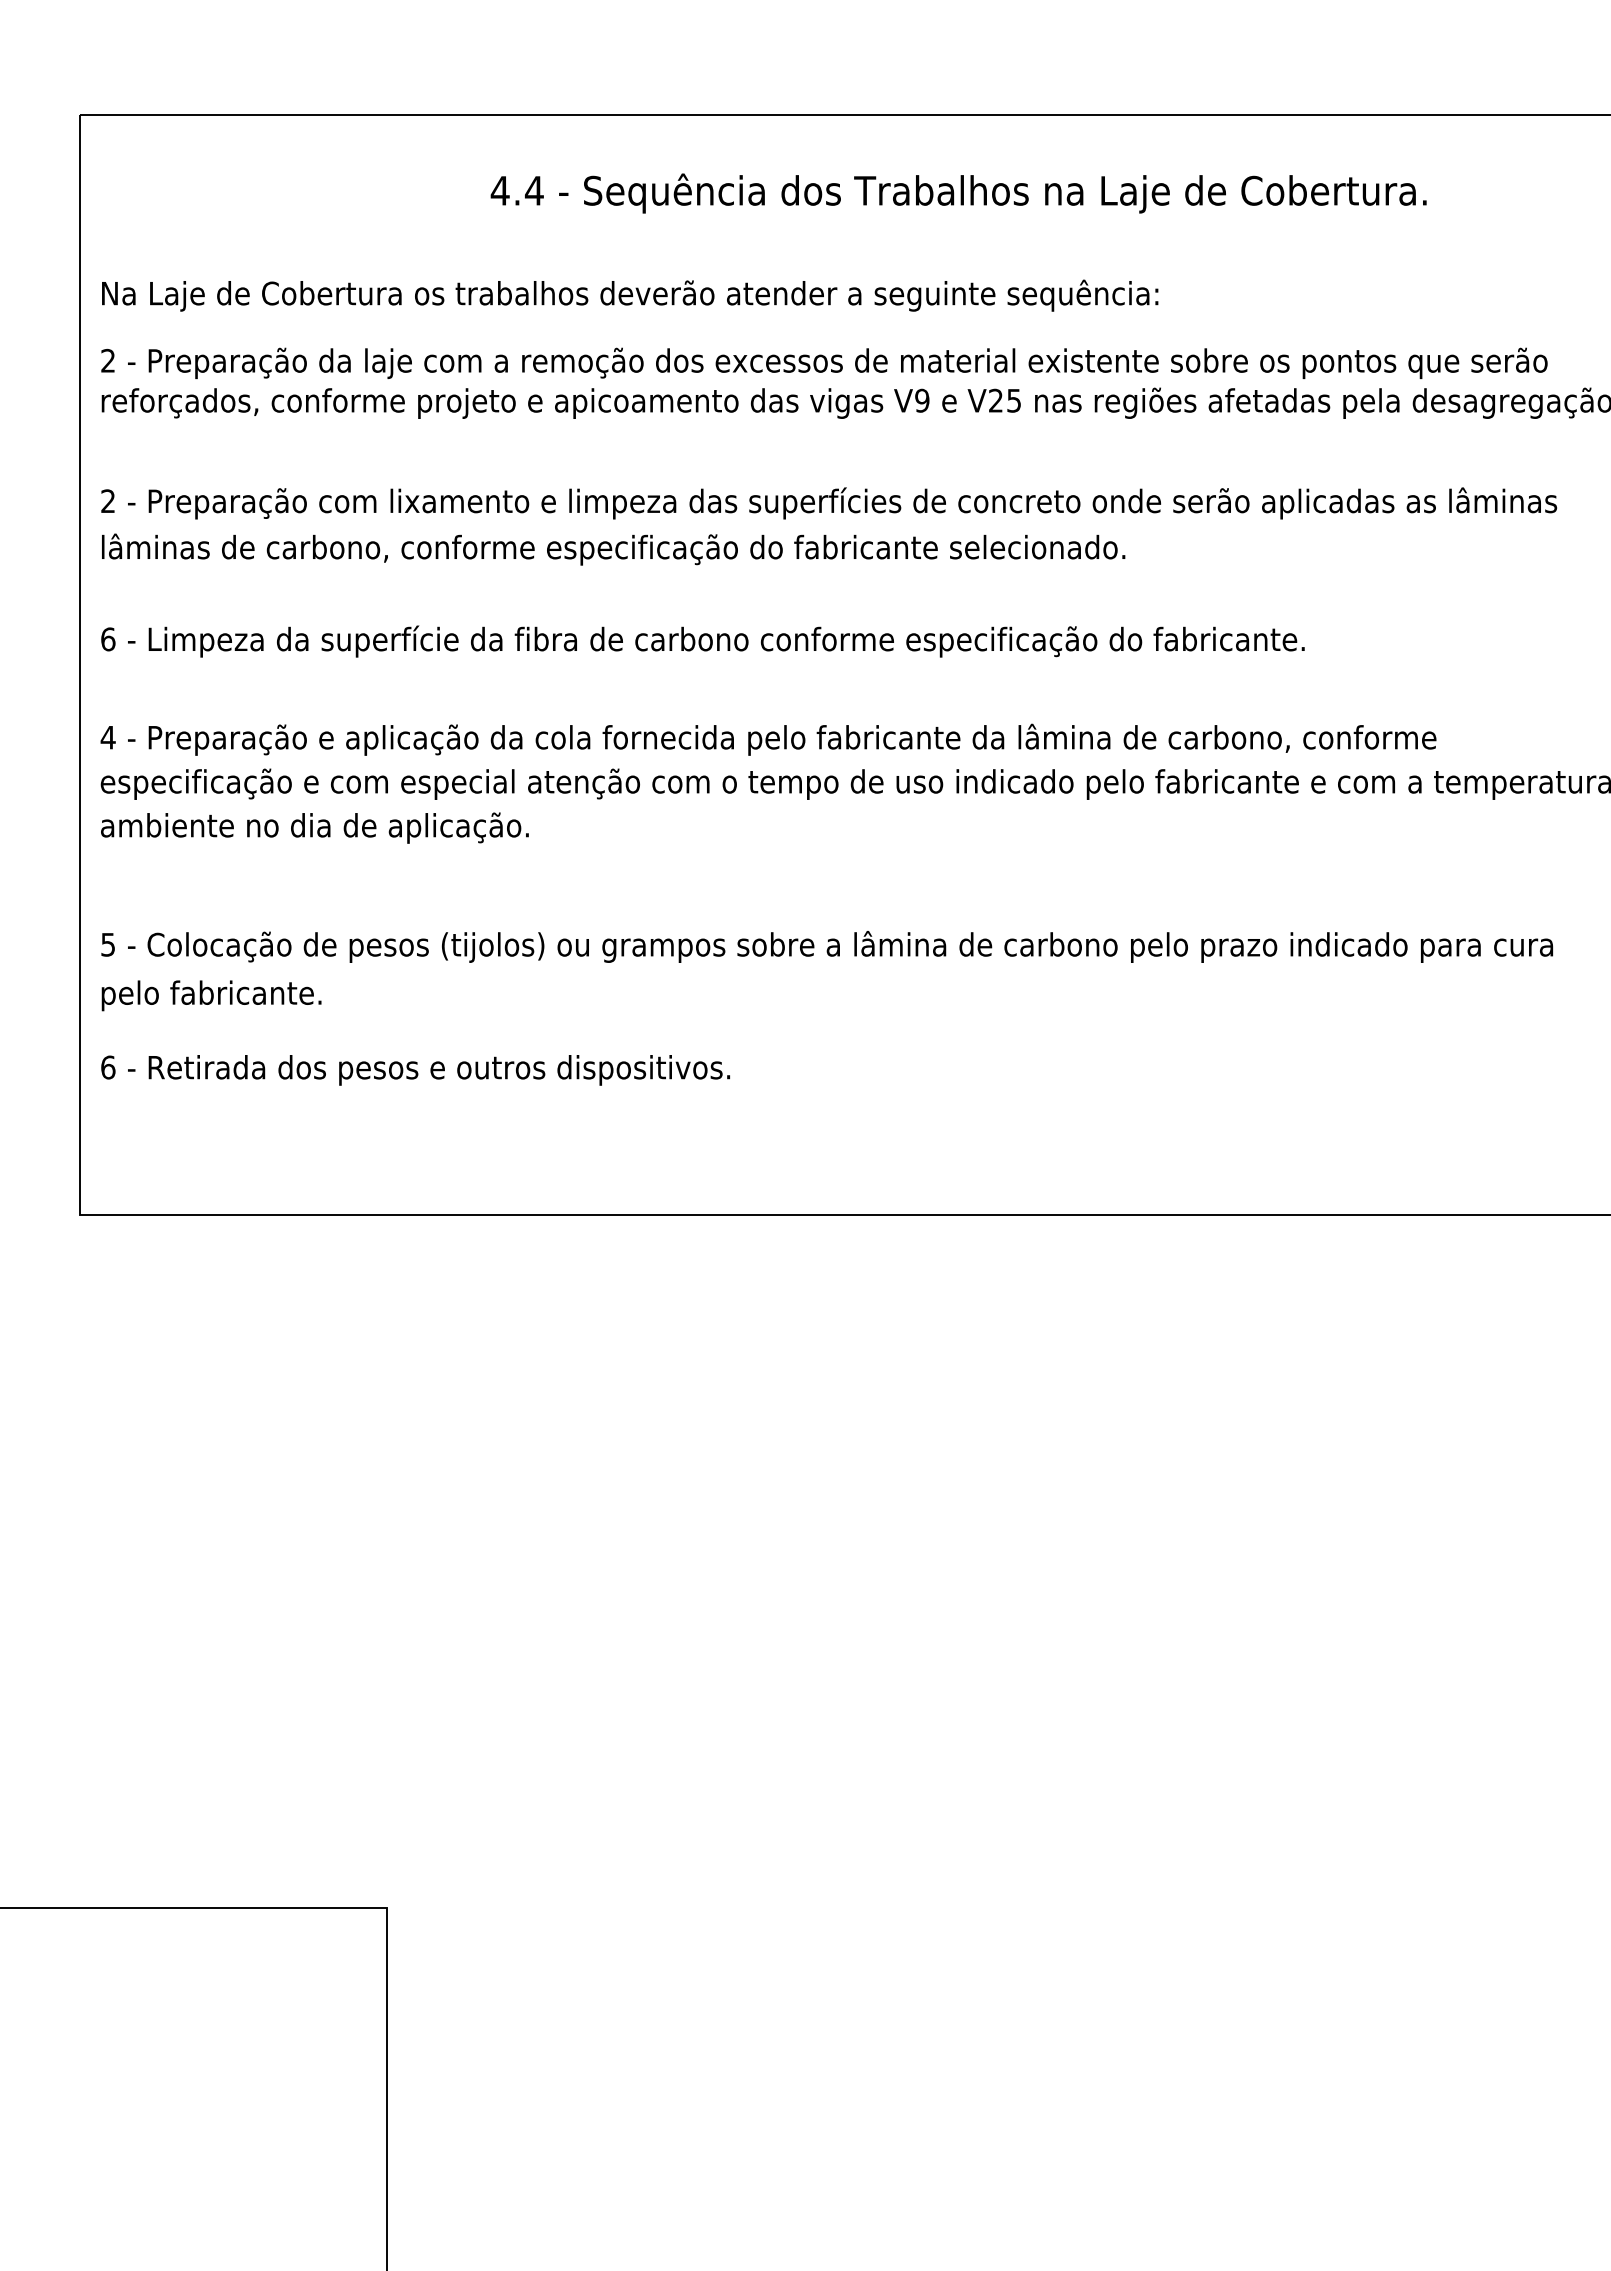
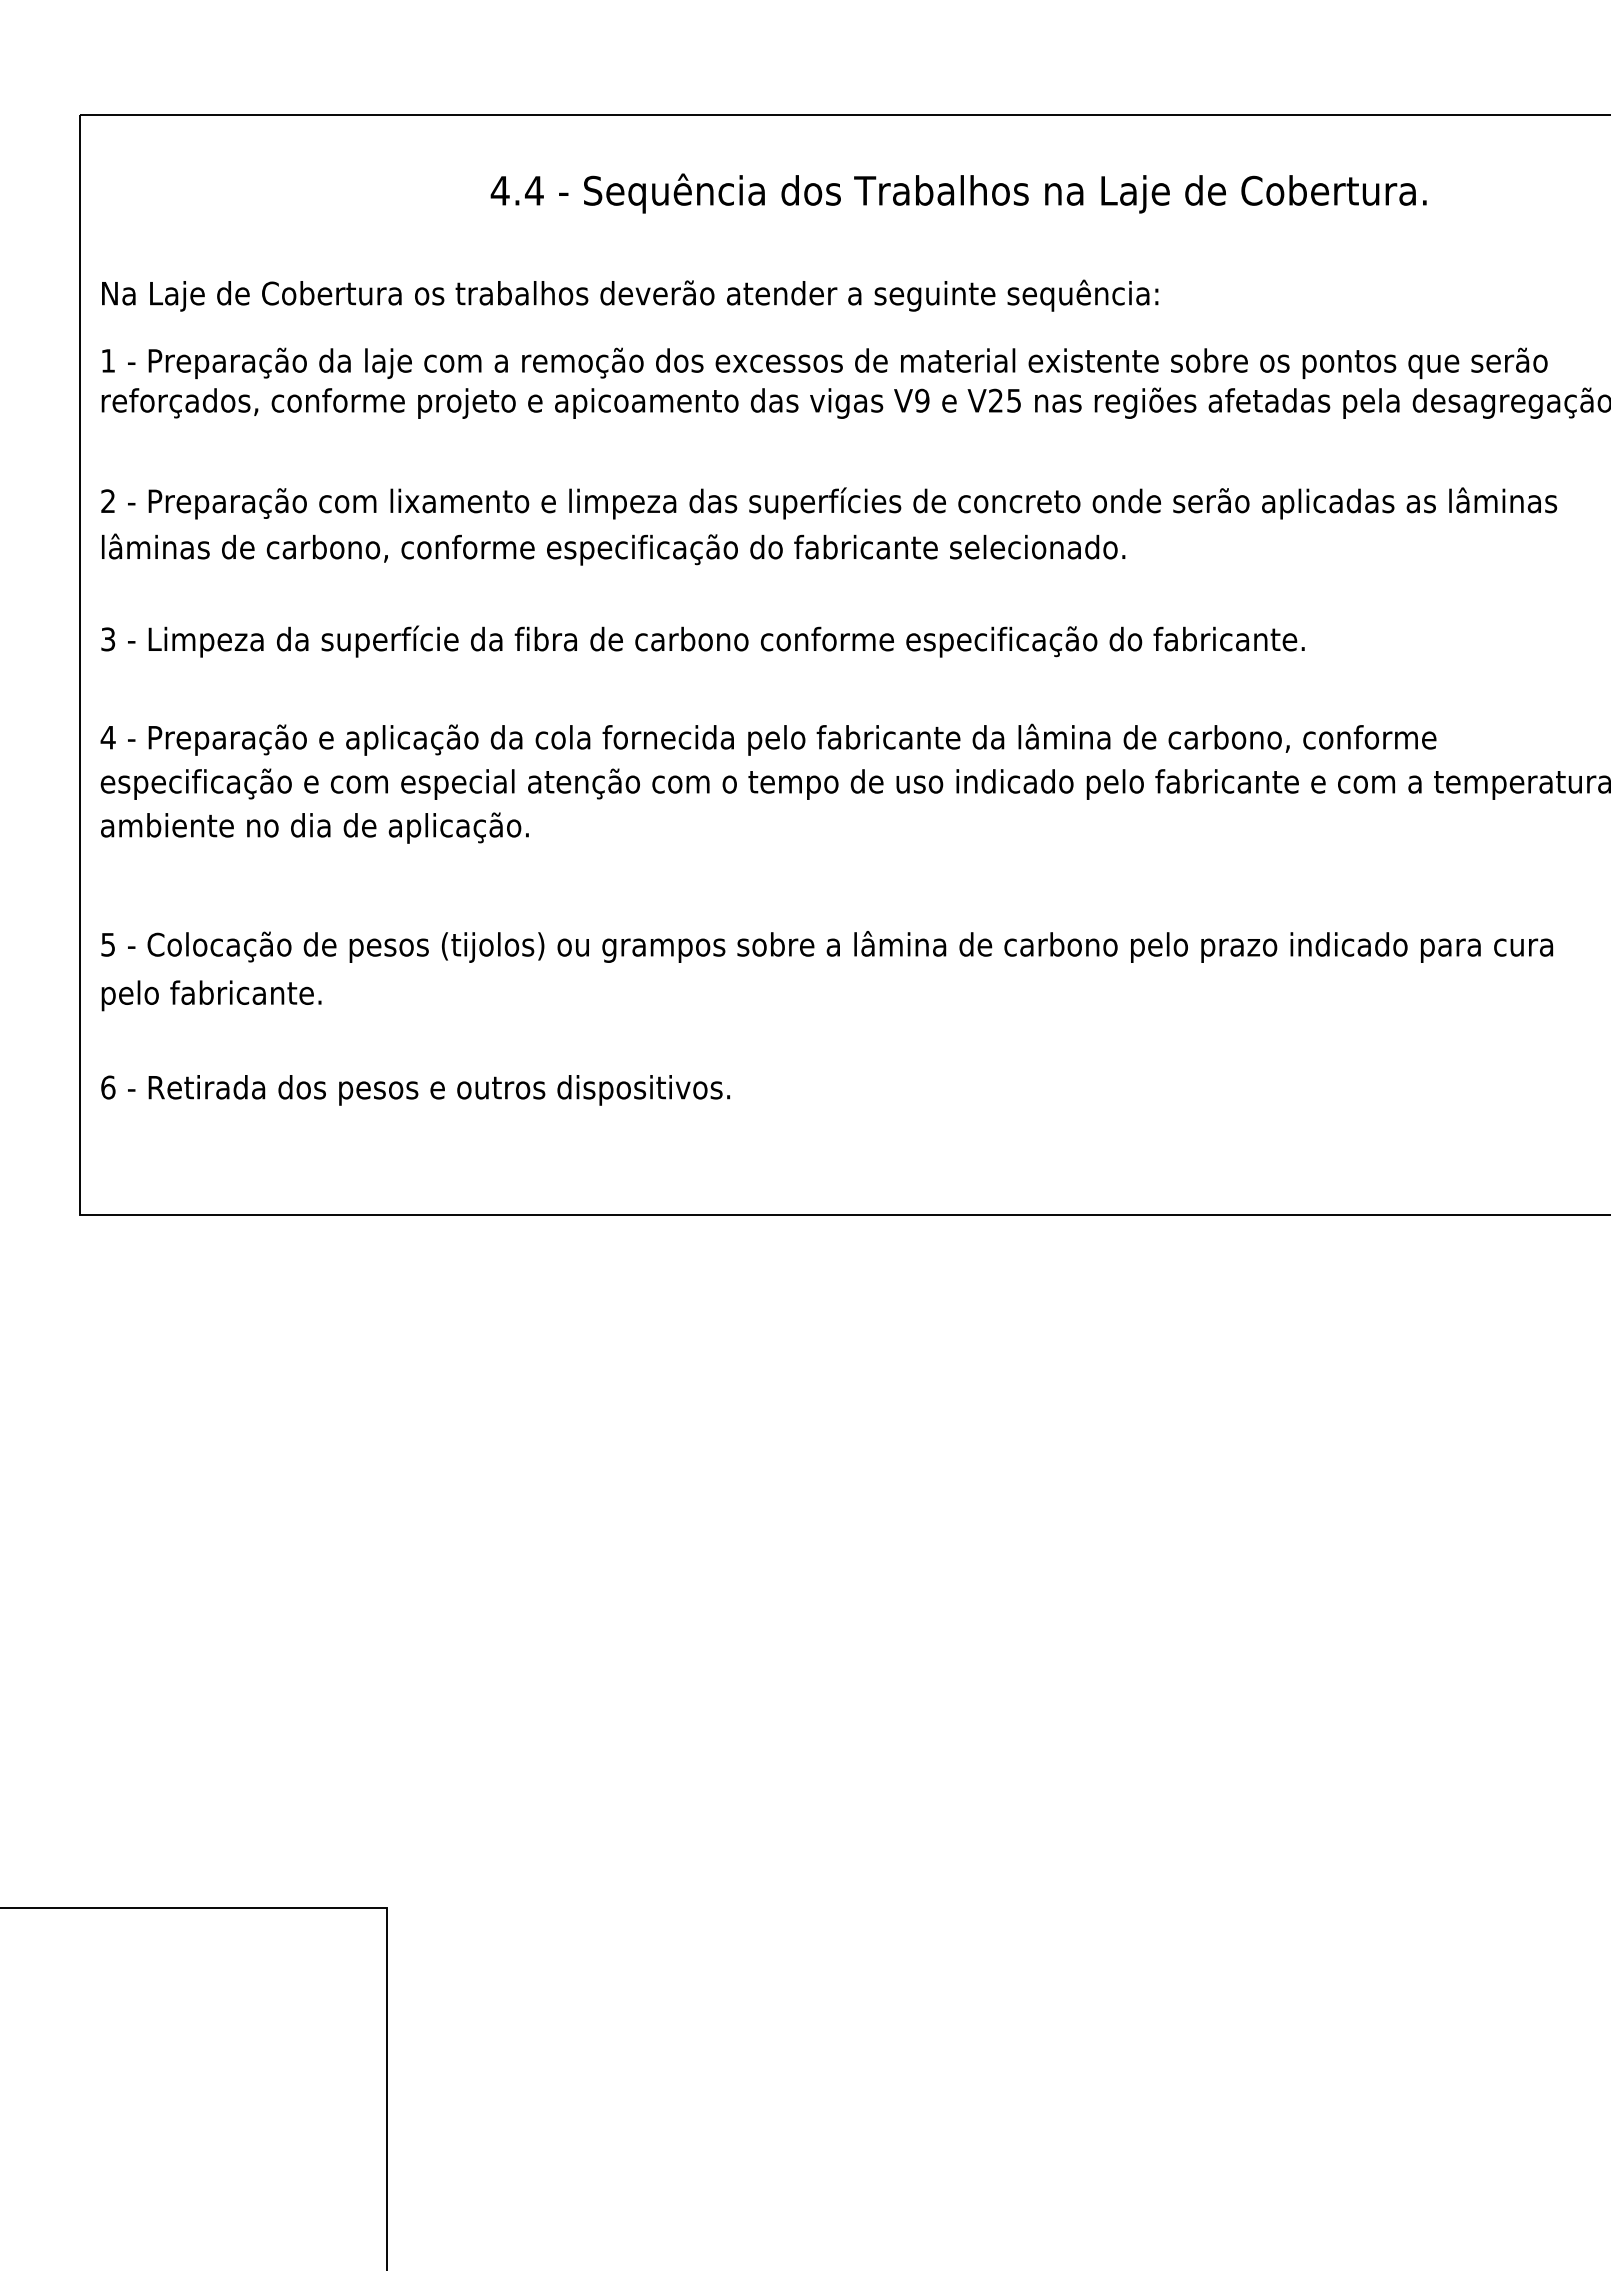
text: 2 -> 1 (107, 360)
text: 6 -> 3 (108, 639)
text position: (415, 1070) -> (415, 1090) (415, 1090)
